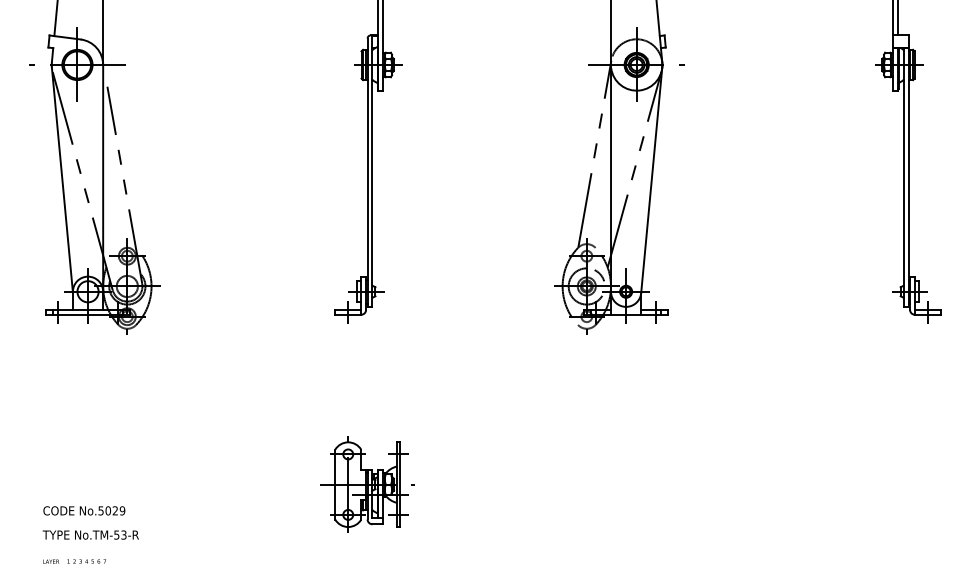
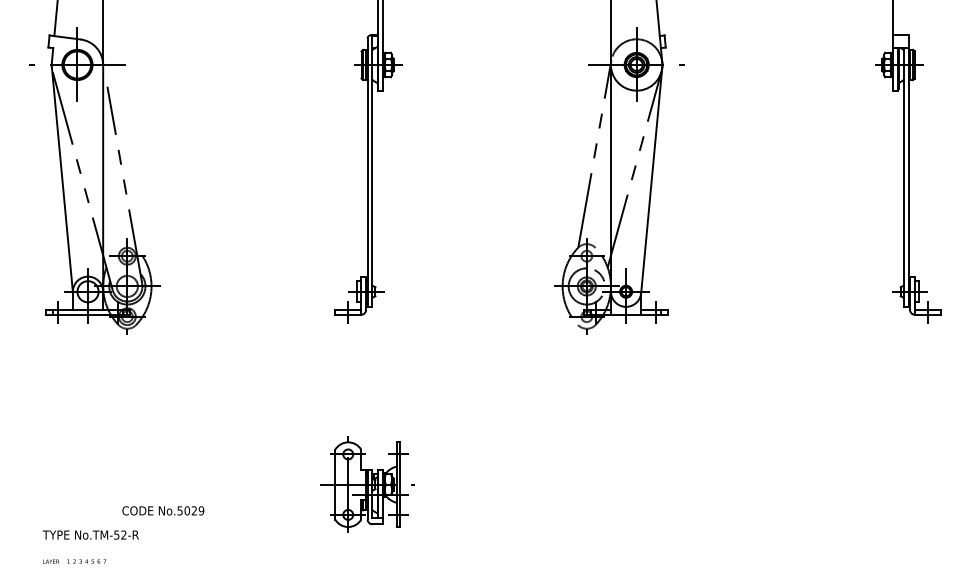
line: present -> none (897, 18)
text position: (84, 510) -> (163, 510) (163, 510)
text: No.TM-53-R -> No.TM-52-R (123, 535)
